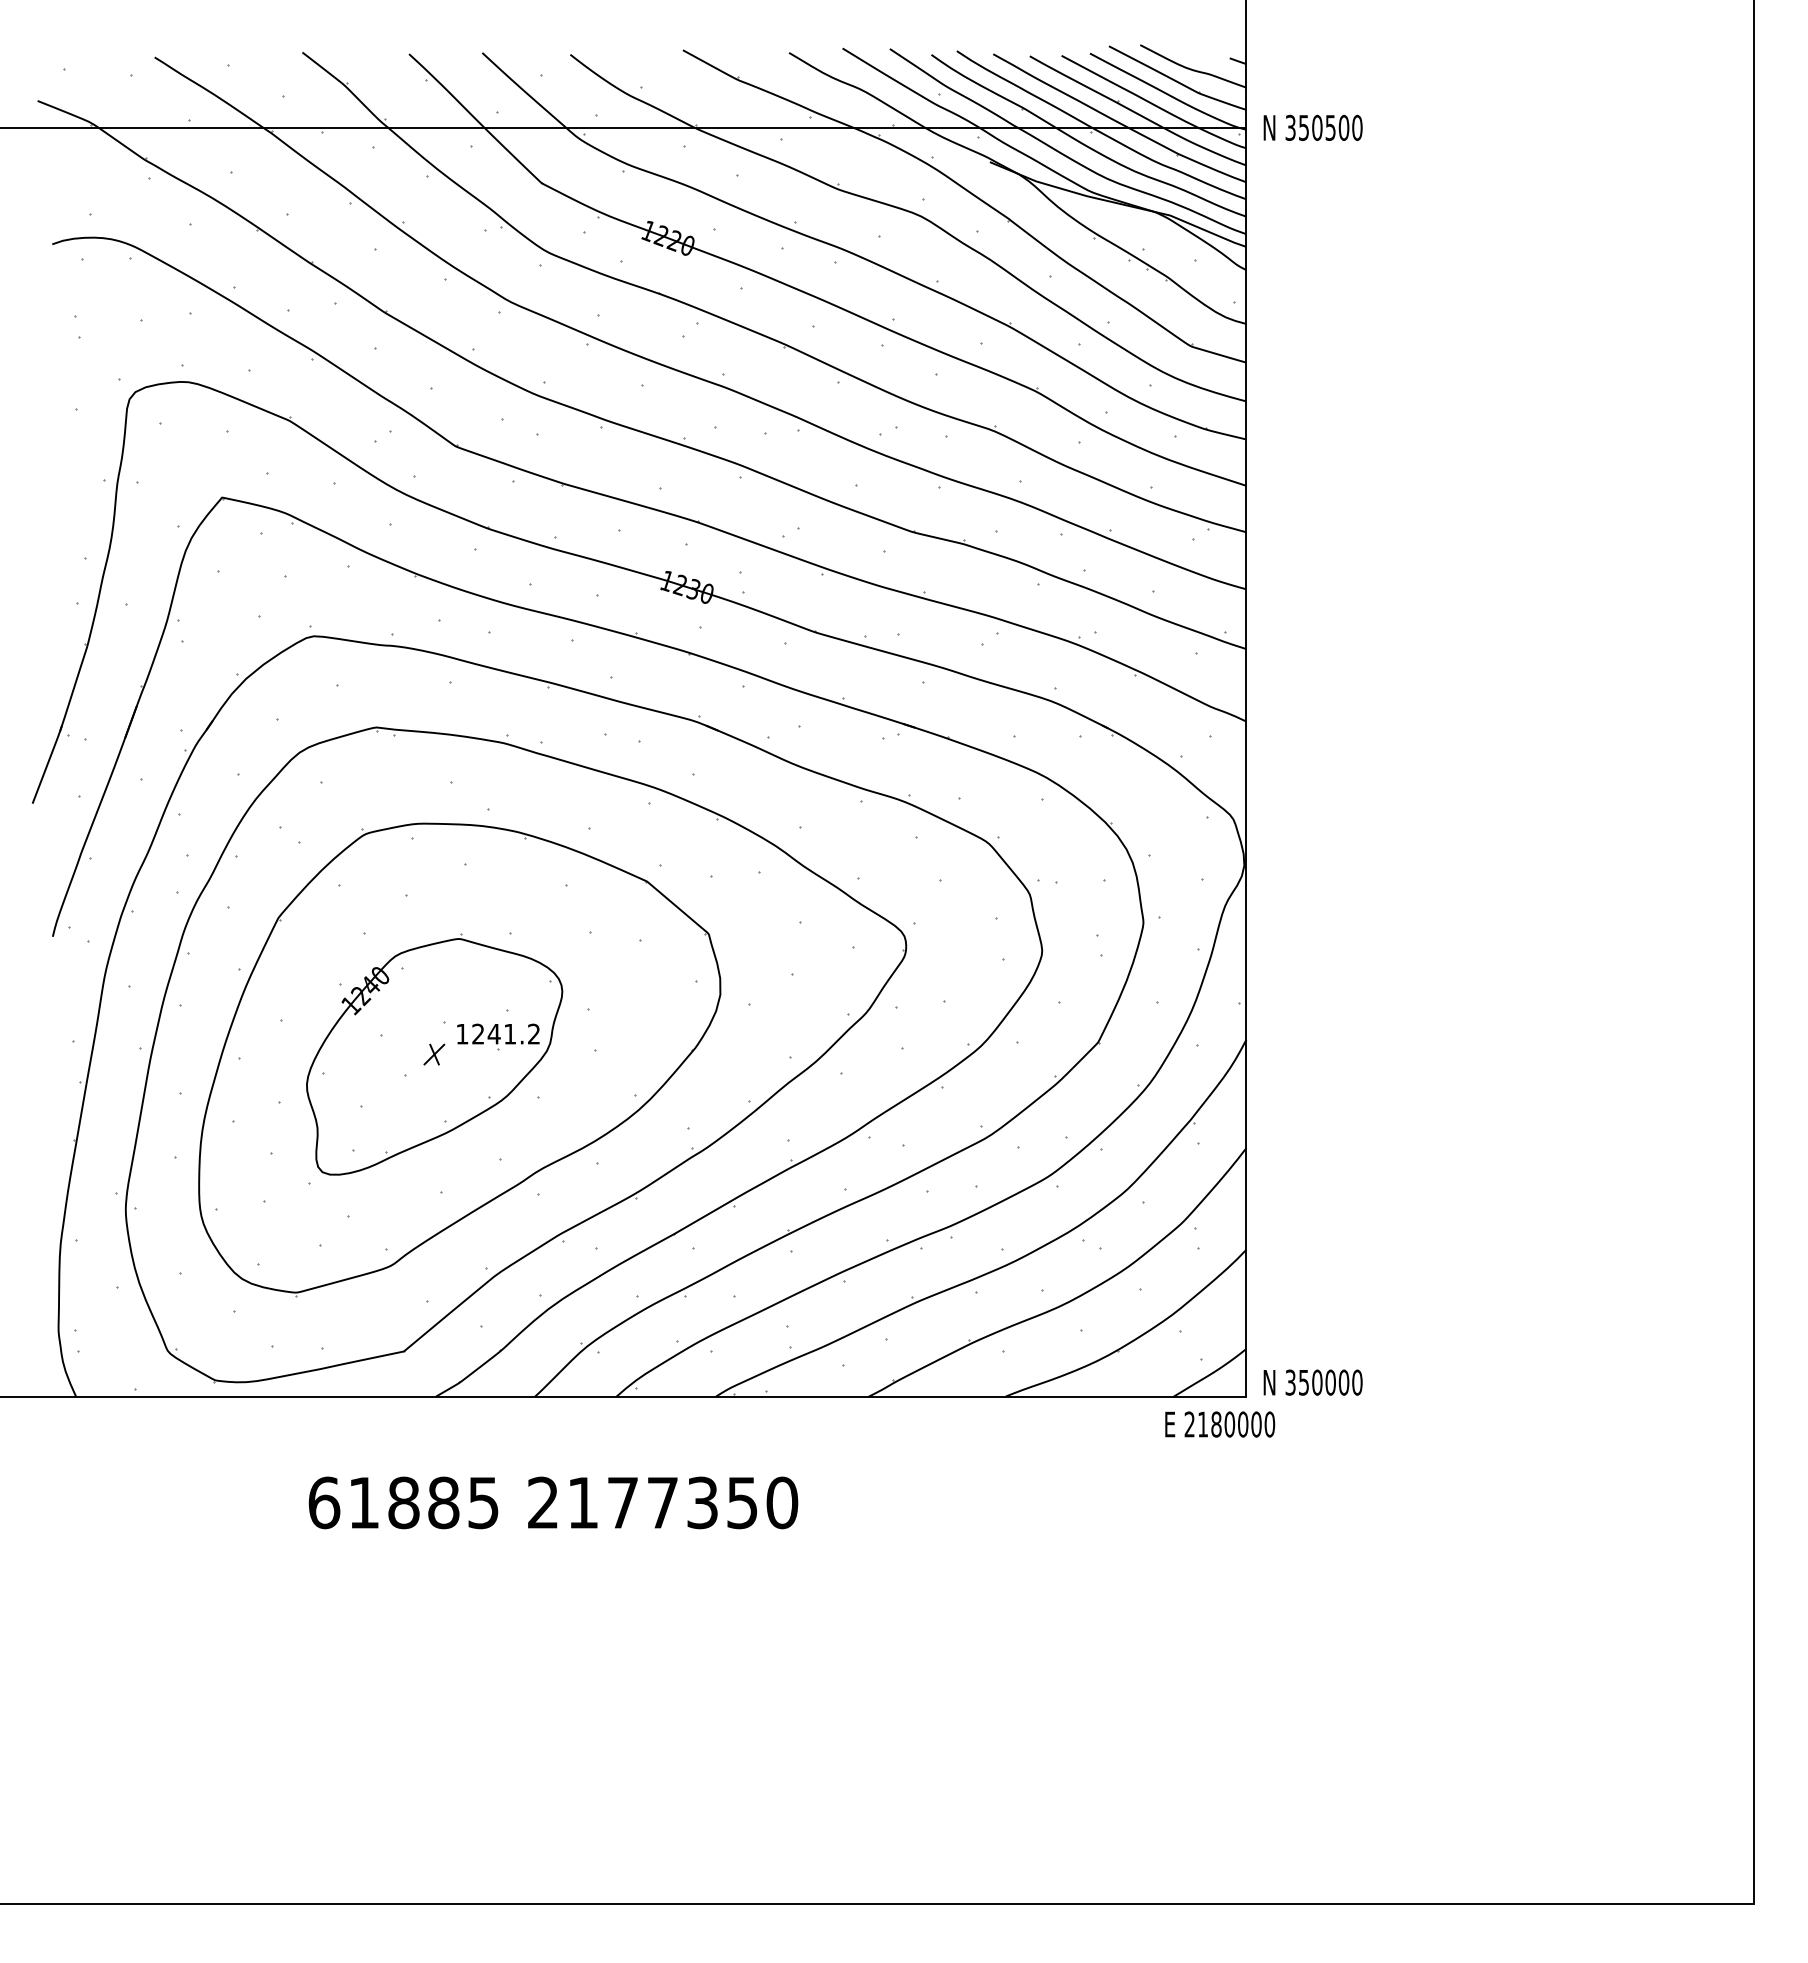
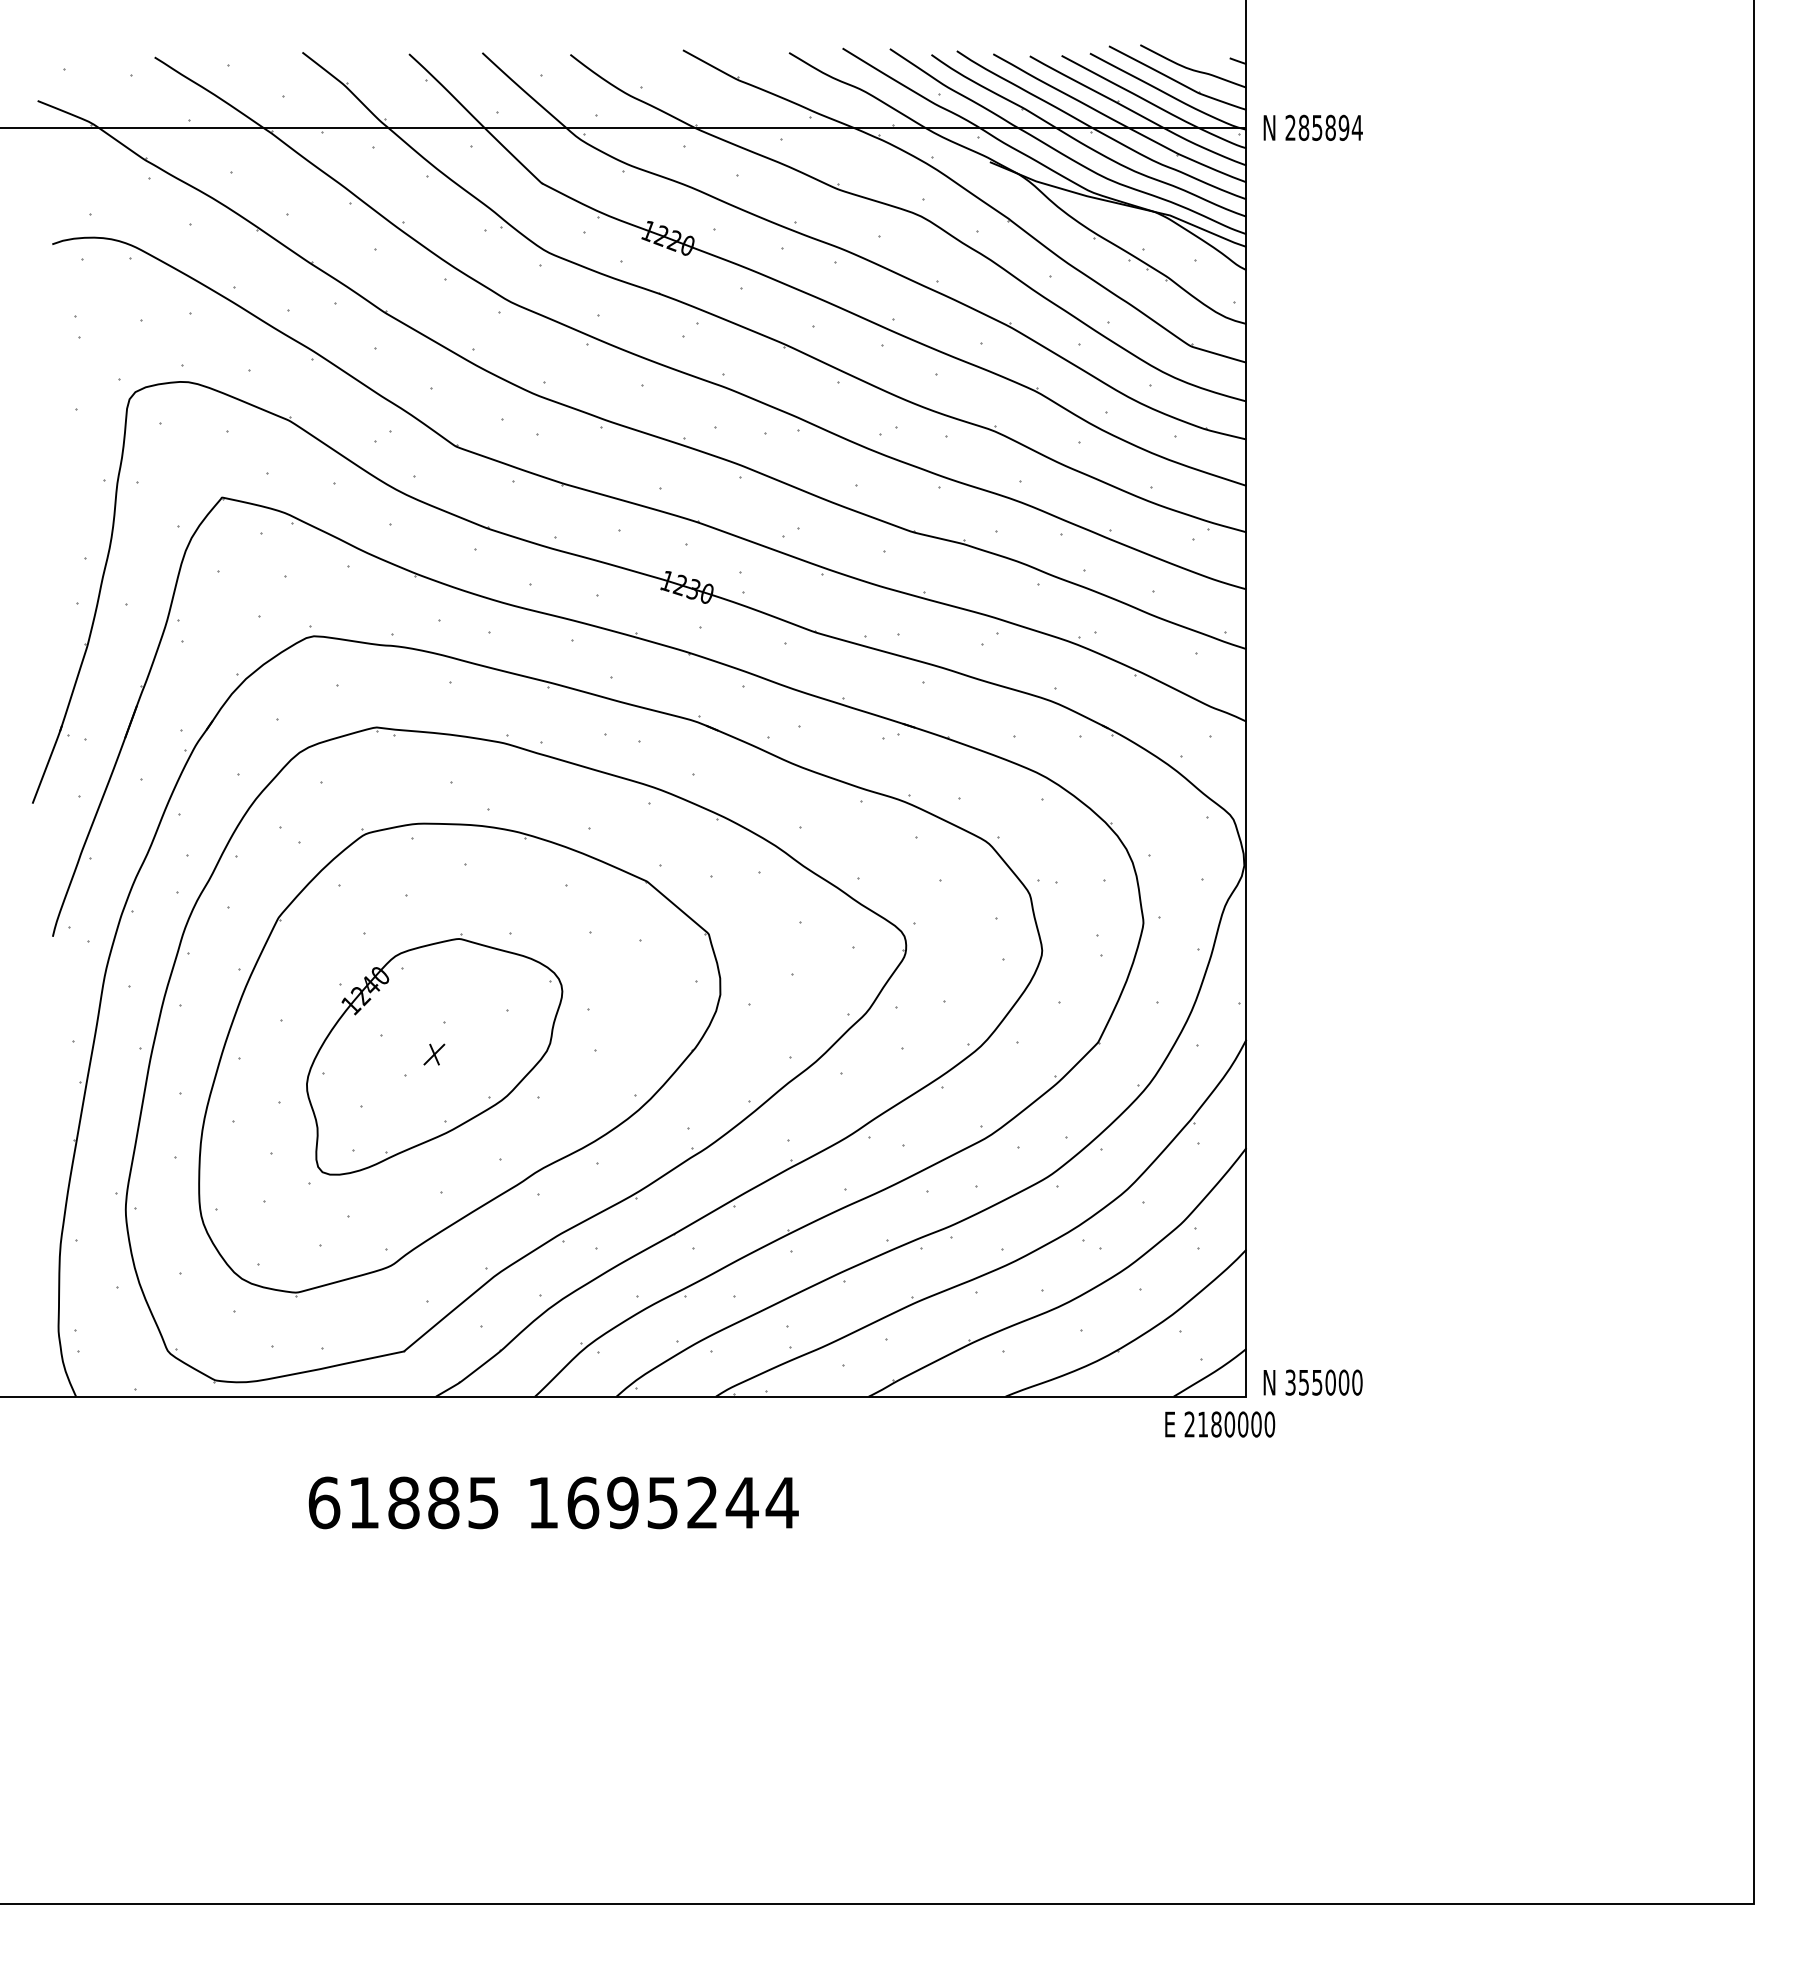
text: 350500 -> 285894 (1323, 127)
part: present -> none (498, 1036)
text: 350000 -> 355000 (1317, 1382)
text: 2177350 -> 1695244 (663, 1502)
